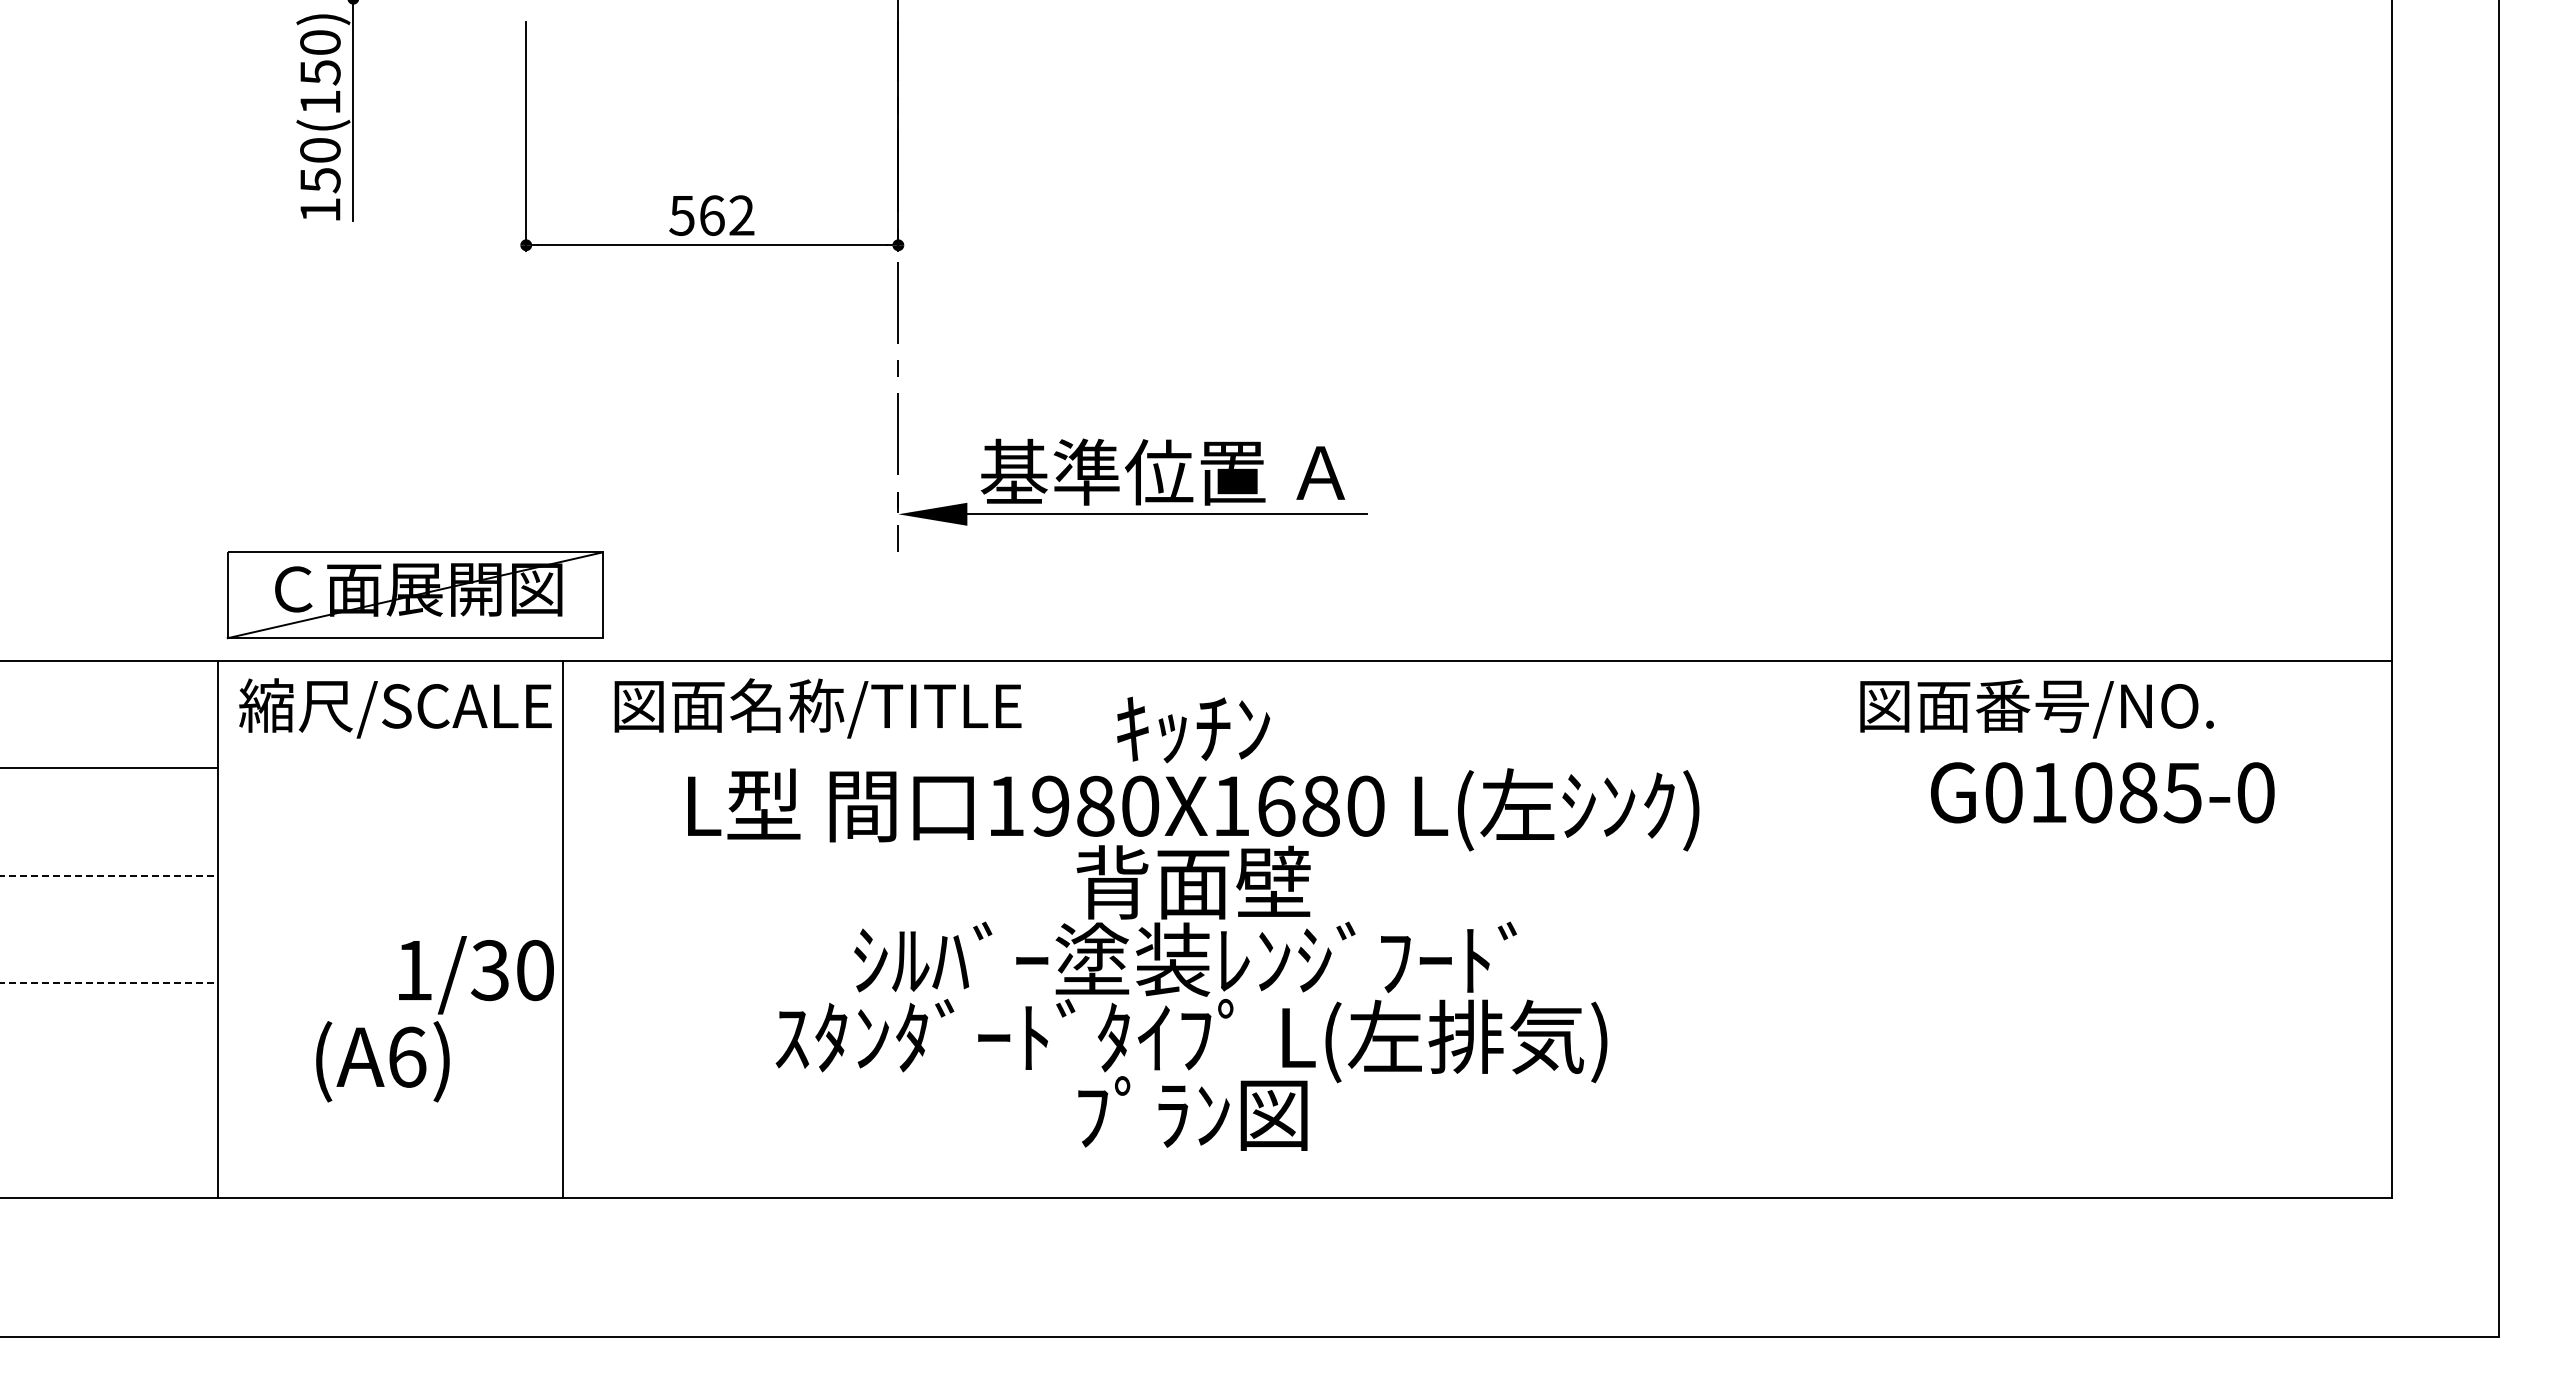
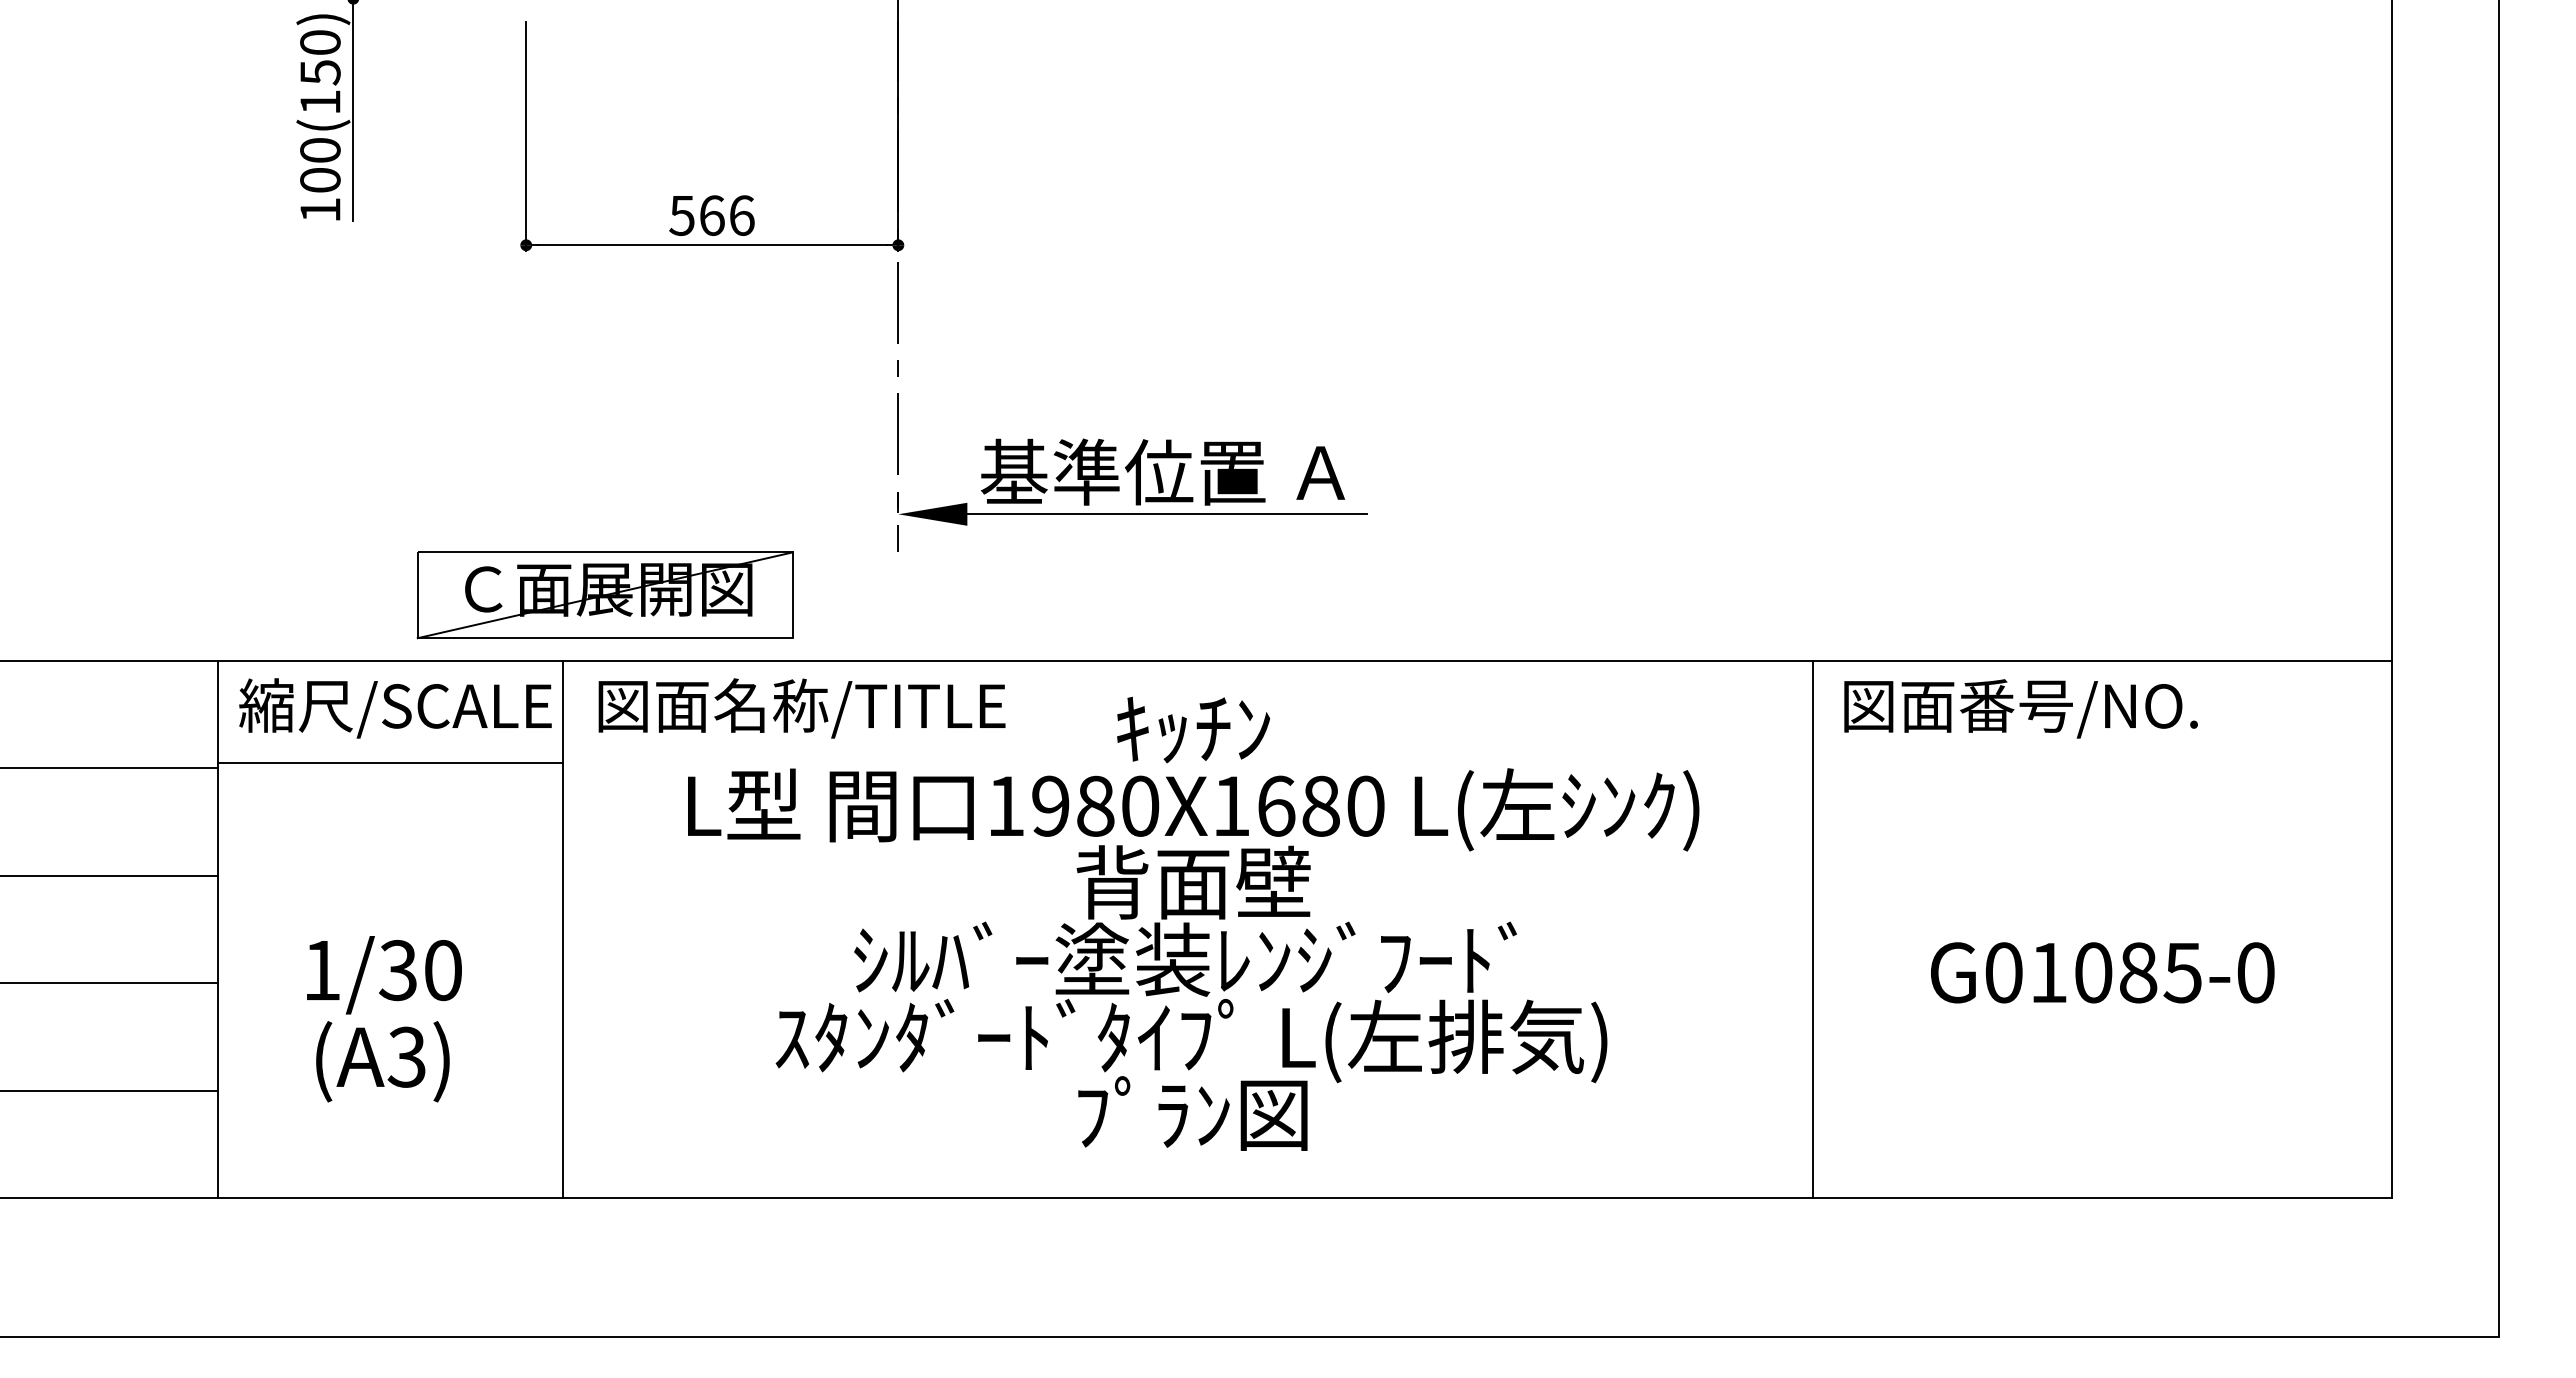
text: 150(150) -> 100(150) (320, 180)
text: 562 -> 566 (741, 215)
part position: (414, 595) -> (604, 595) (604, 595)
text position: (817, 708) -> (801, 708) (801, 708)
text position: (2036, 708) -> (2020, 708) (2020, 708)
line: none -> present (390, 762)
text position: (2102, 792) -> (2102, 972) (2102, 972)
line: dashed -> solid (109, 875)
line: none -> present (1813, 929)
text position: (476, 975) -> (384, 975) (384, 975)
line: dashed -> solid (109, 982)
text: (A6) -> (A3) (406, 1056)
line: none -> present (110, 1090)
